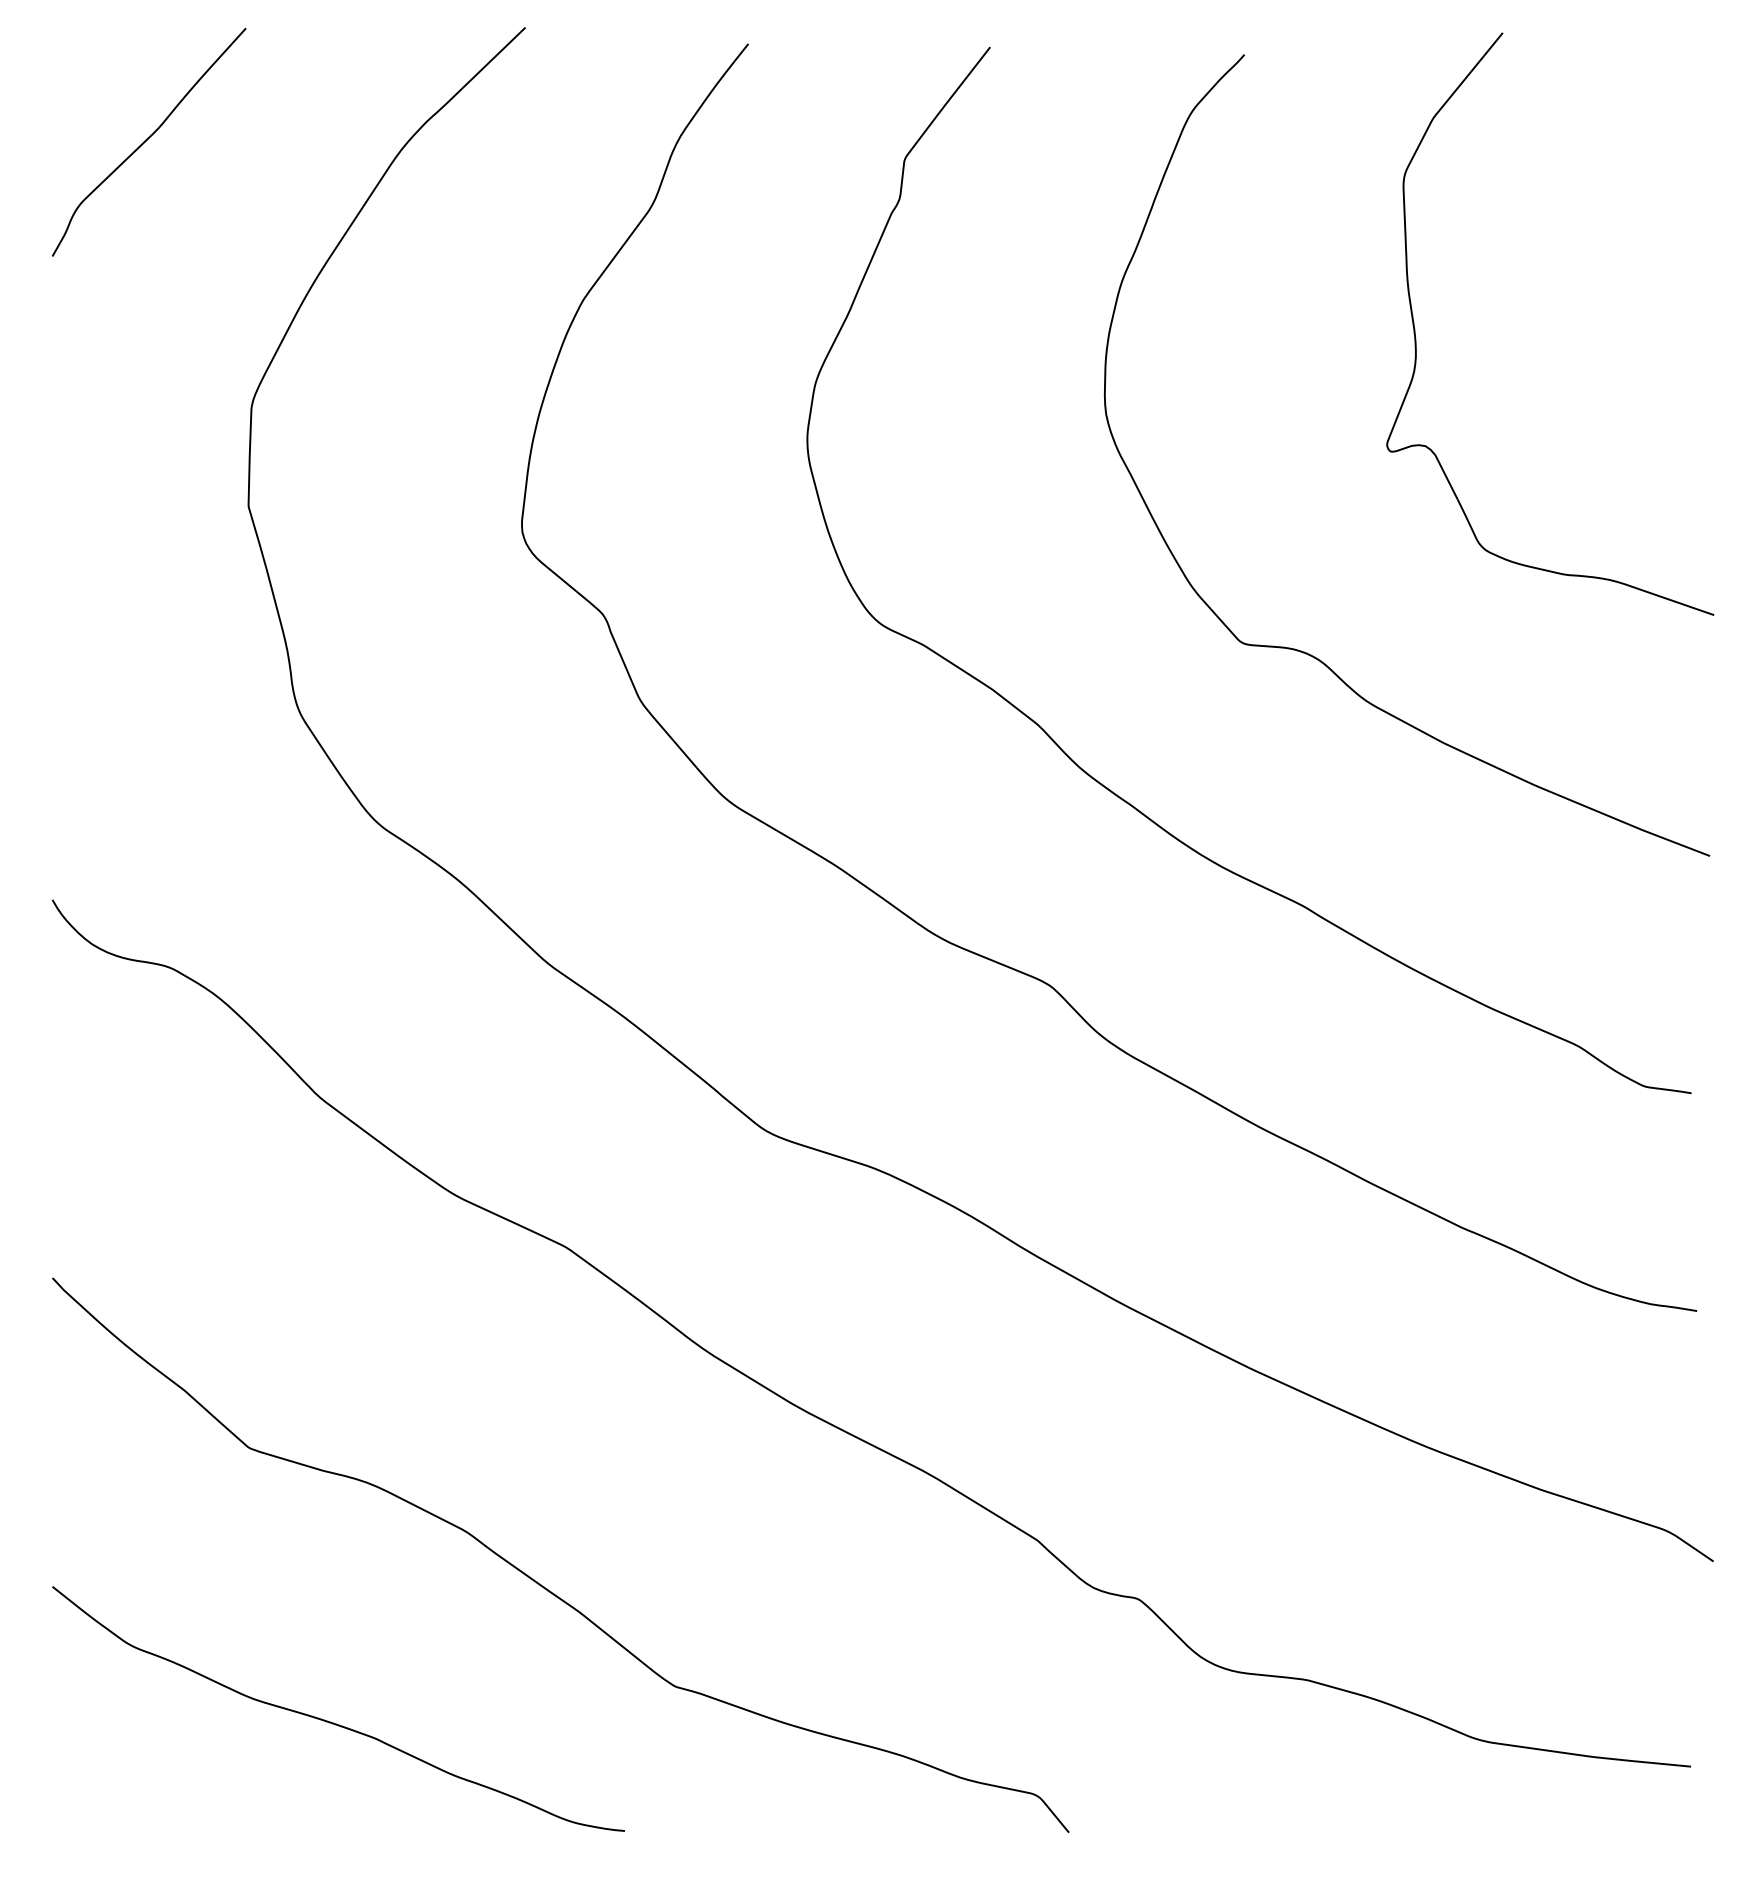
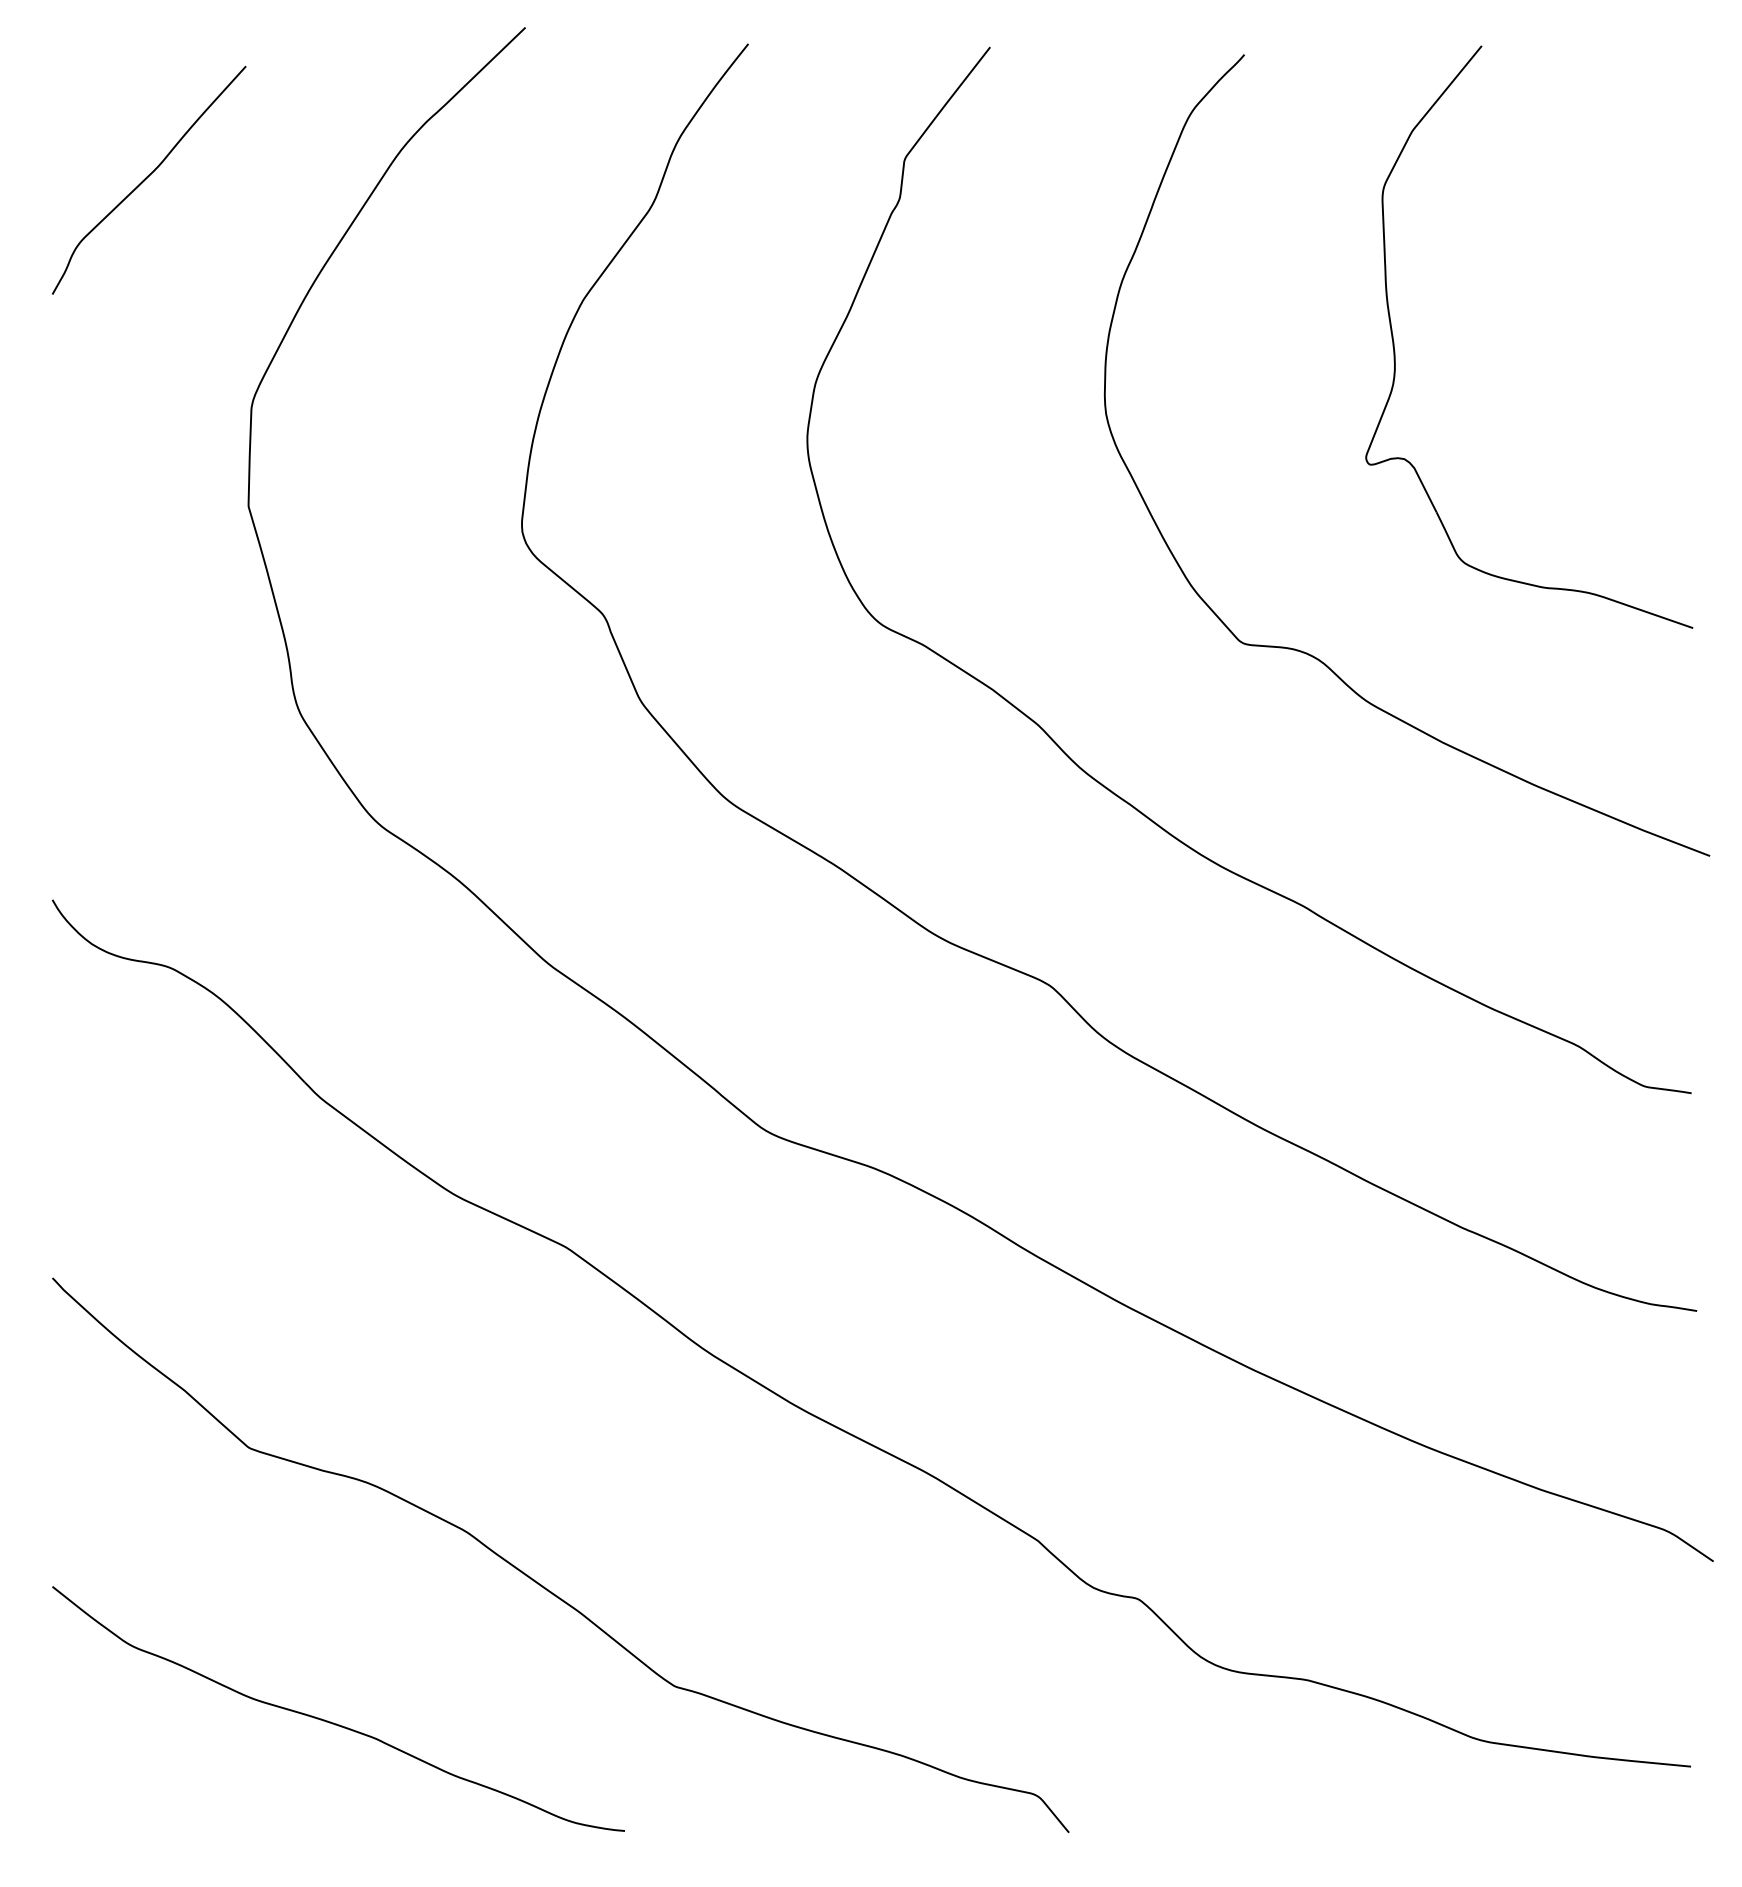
curve position: (148, 139) -> (148, 177) (148, 177)
part position: (1416, 338) -> (1395, 351) (1395, 351)
